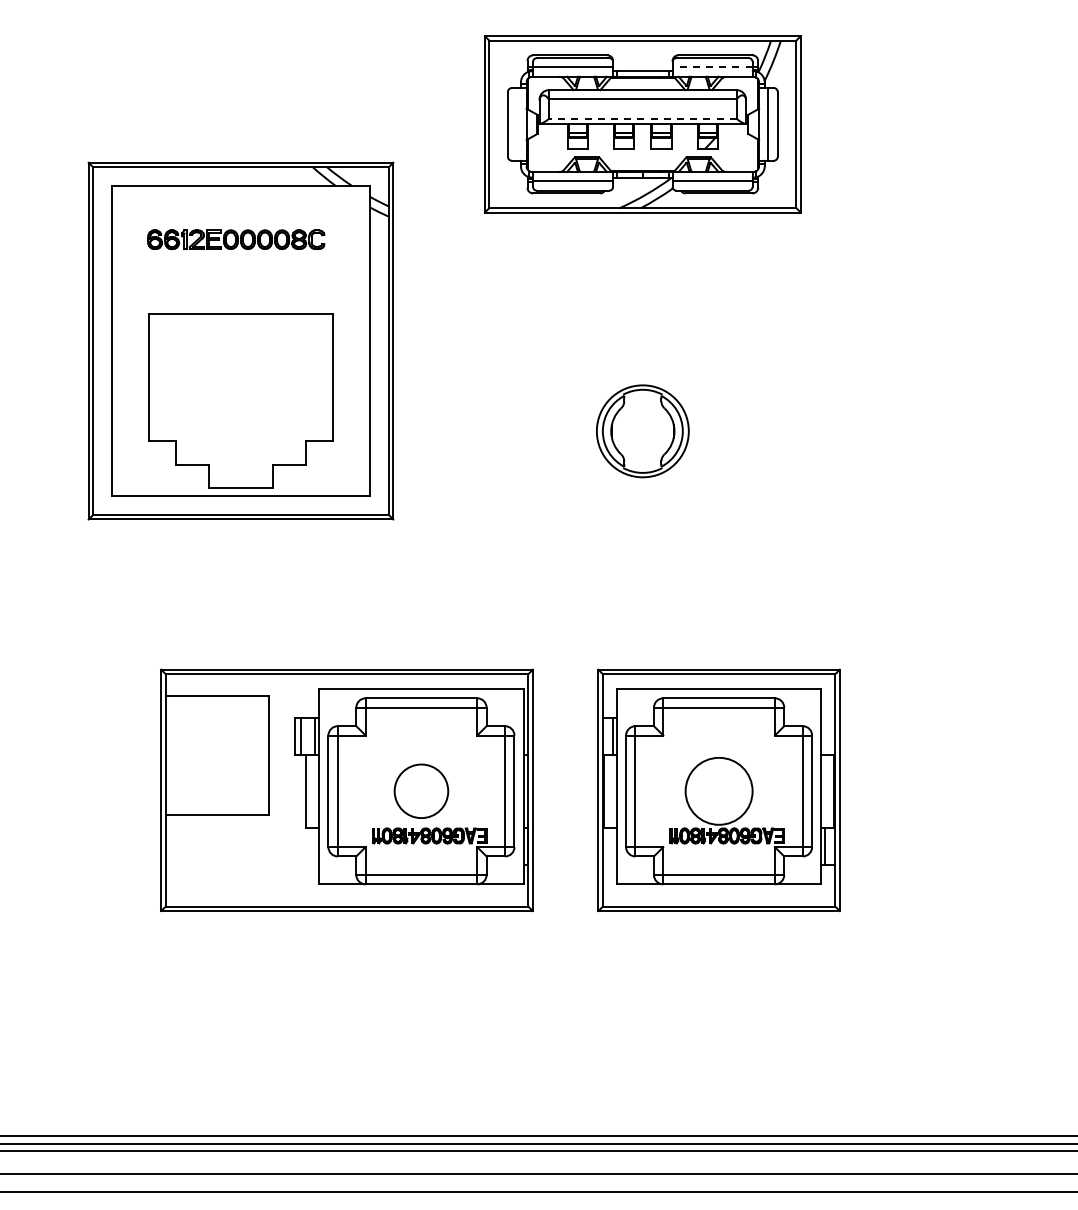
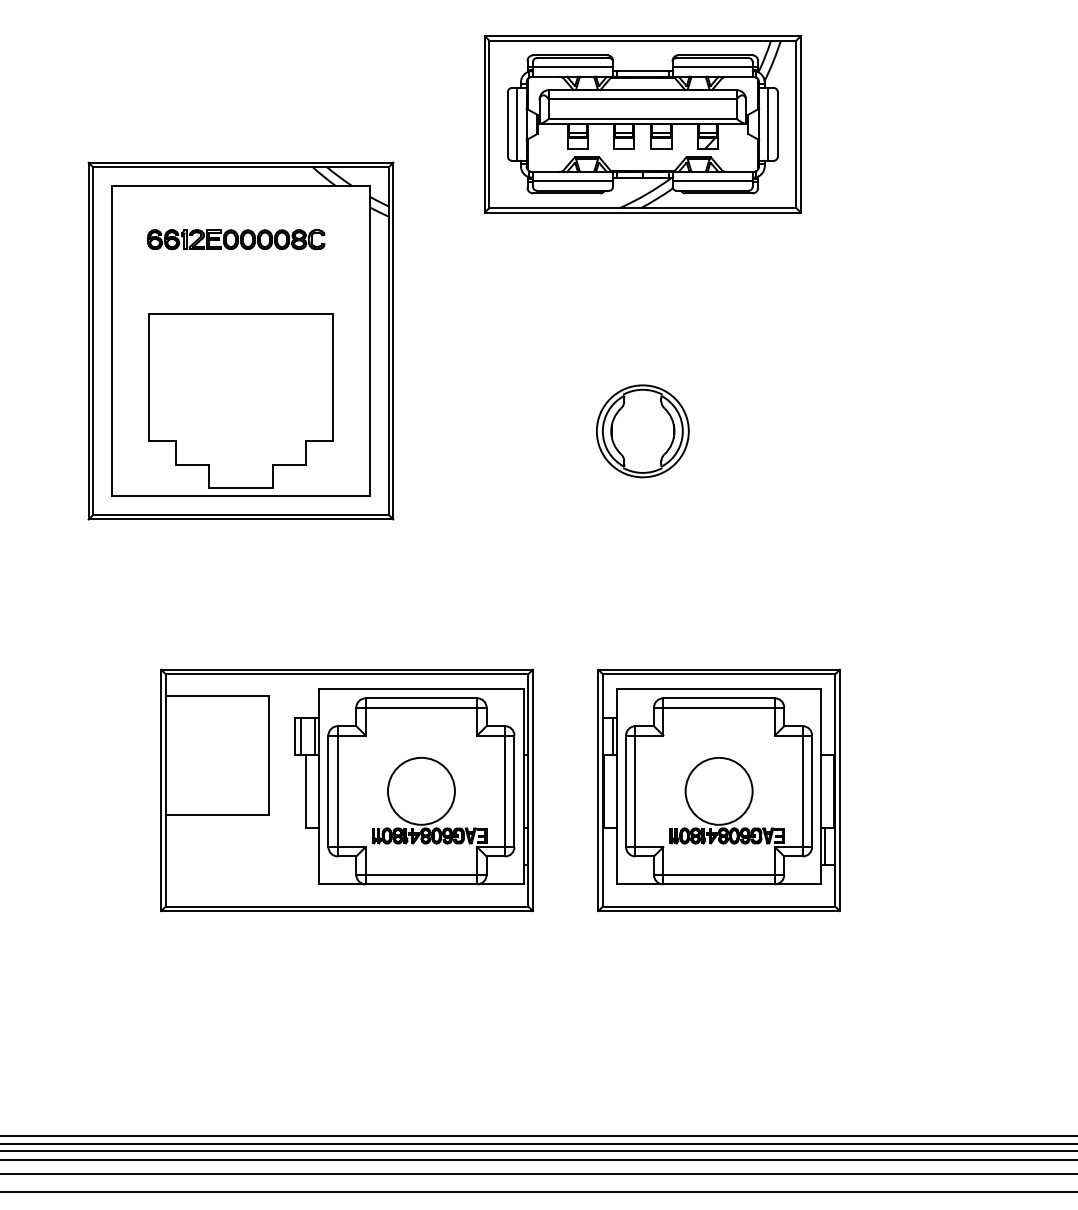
line: dashed -> solid (712, 67)
line: dashed -> solid (642, 118)
line: none -> present (517, 124)
circle diameter: 54 px -> 67 px (420, 790)
line: none -> present (538, 1160)
